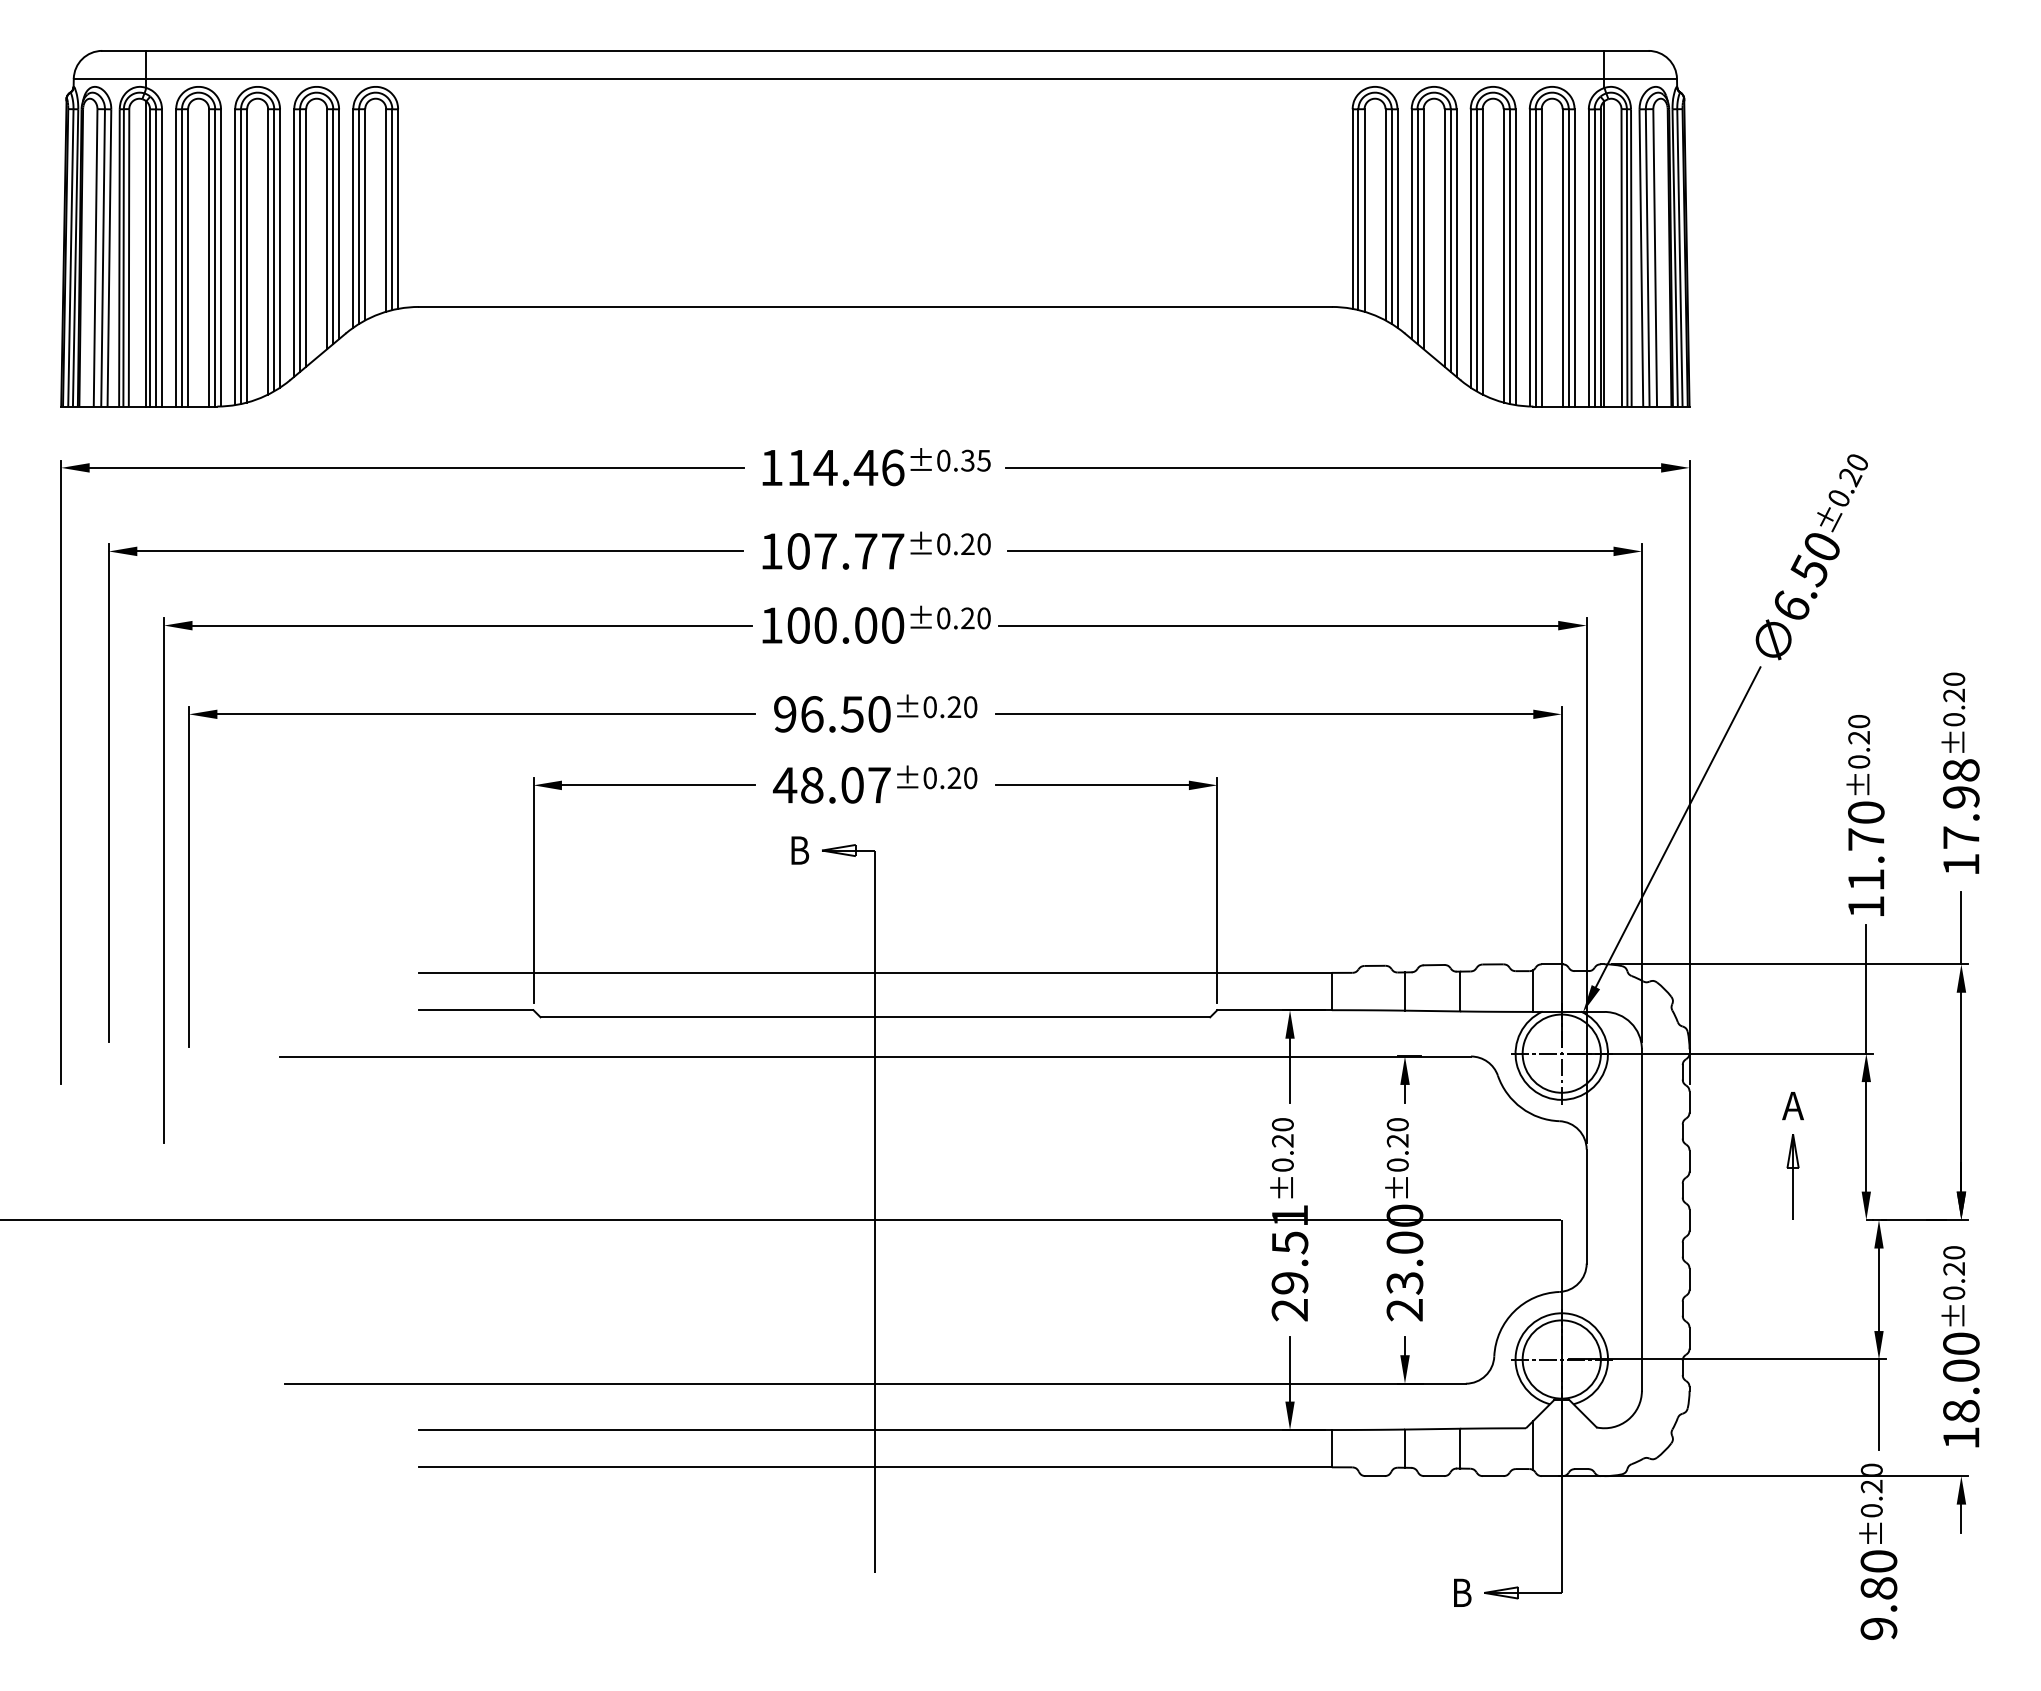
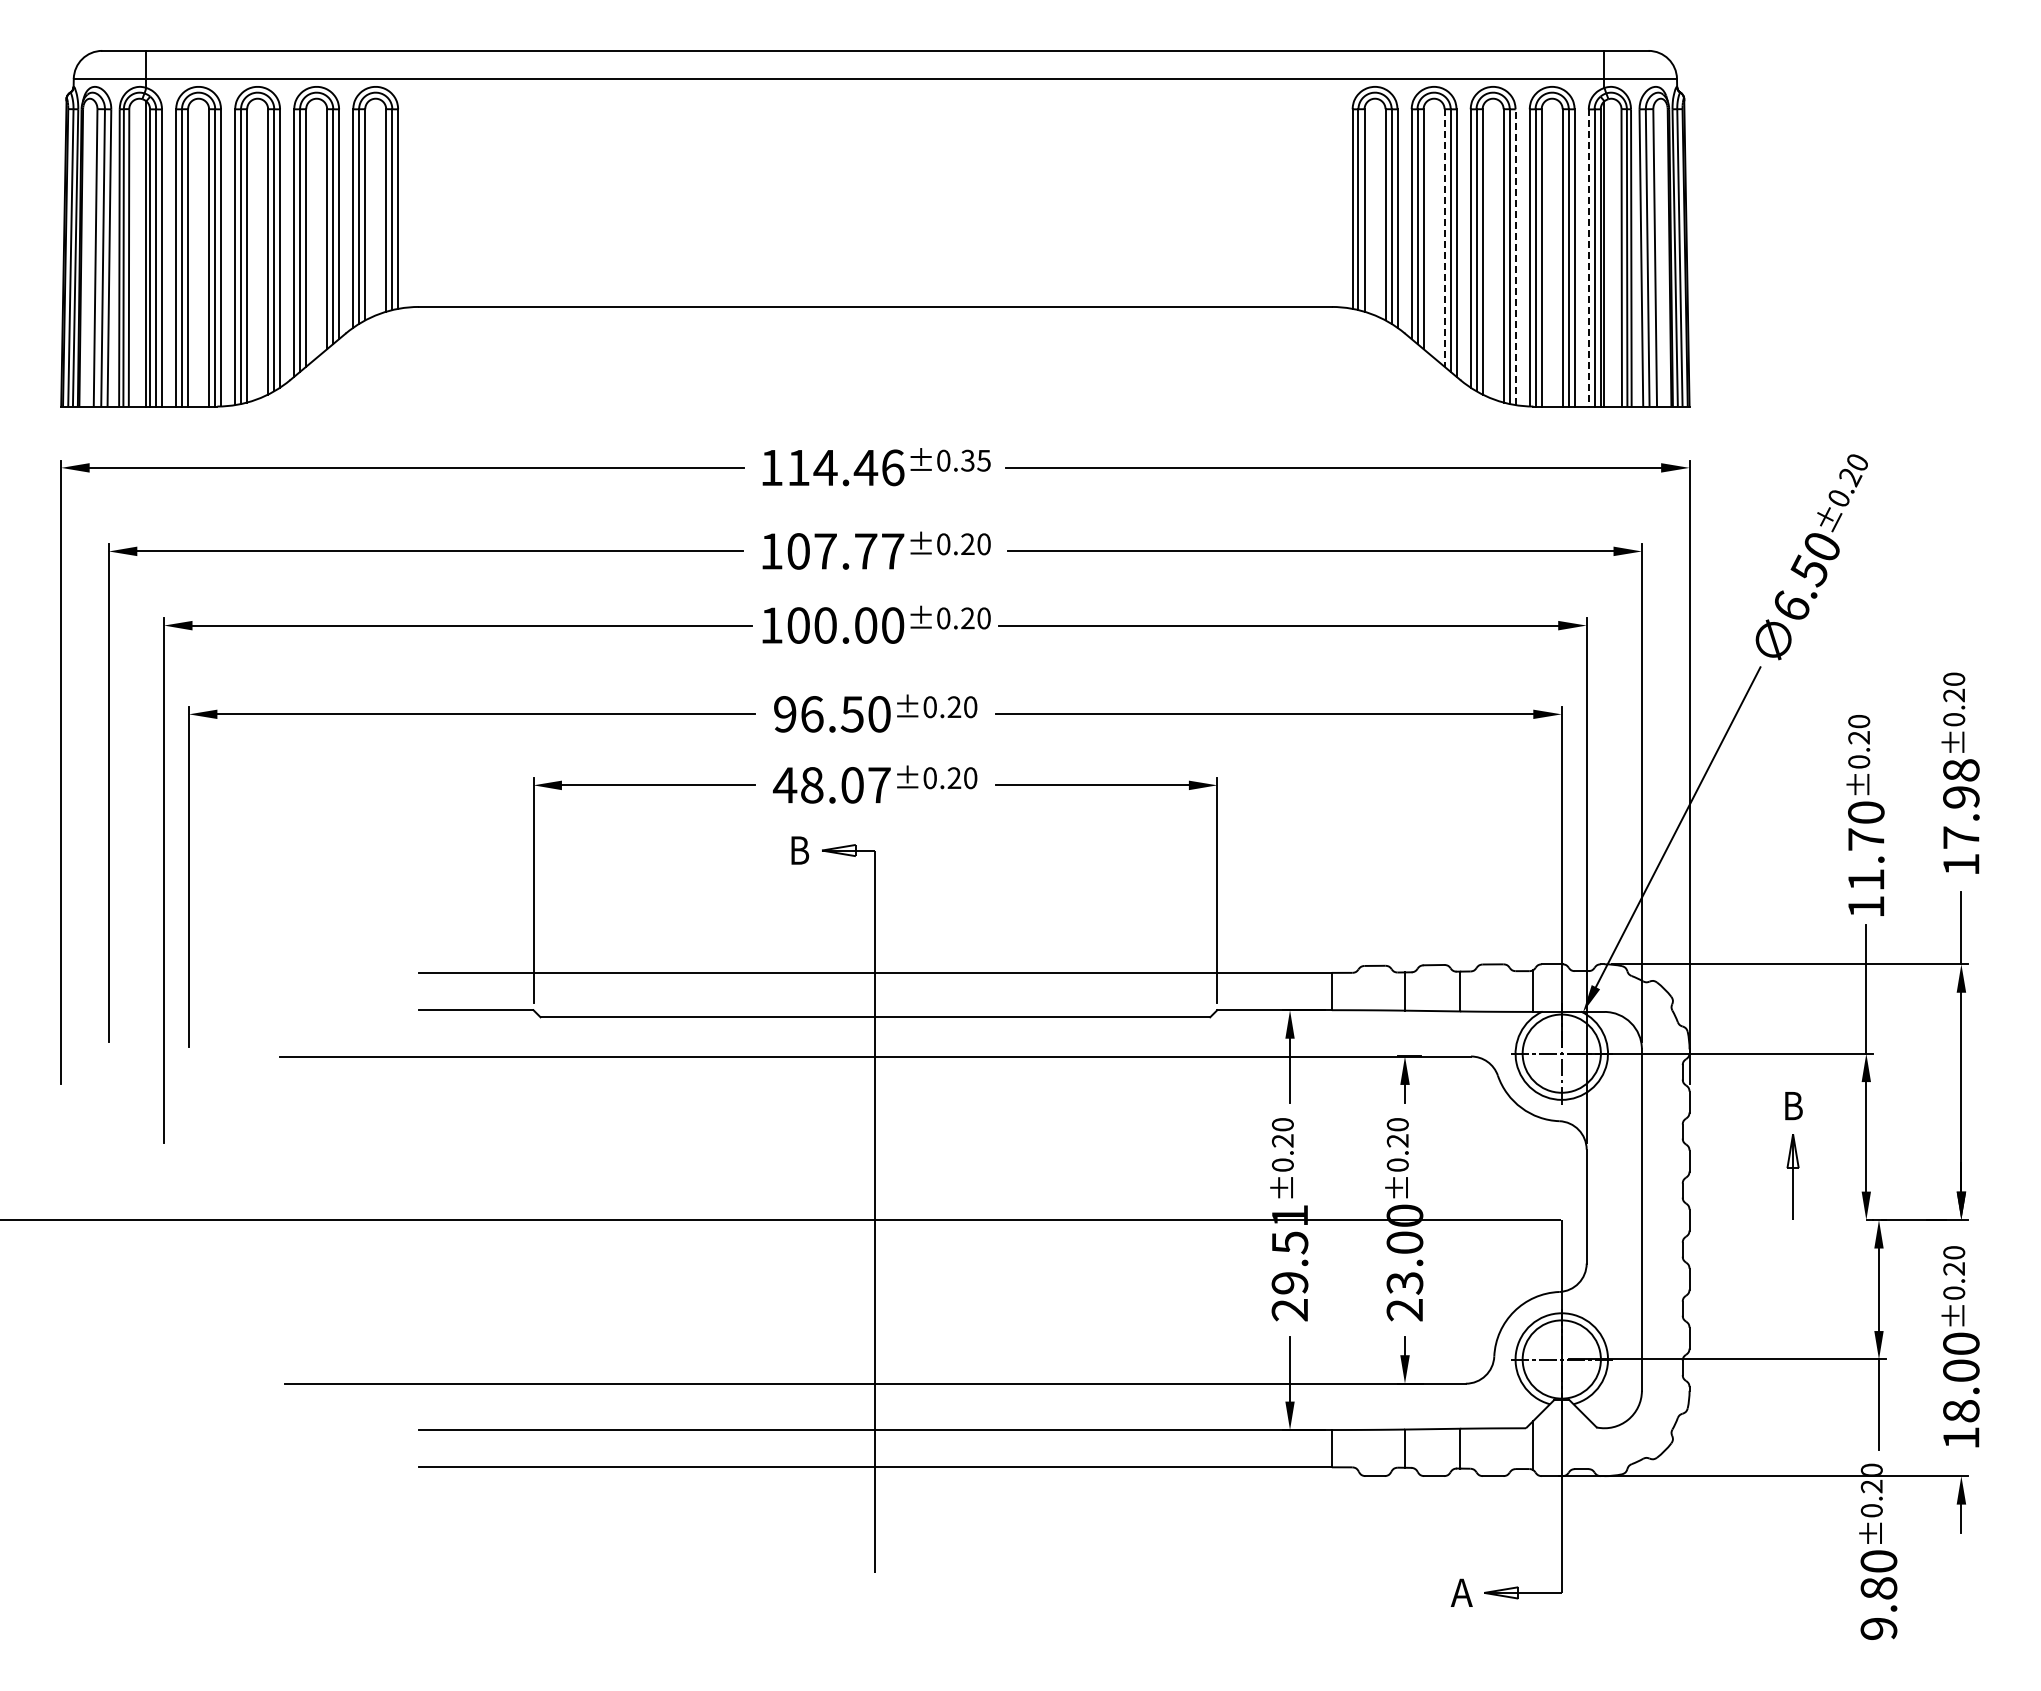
line: solid -> dashed (1444, 238)
line: solid -> dashed (1515, 257)
line: solid -> dashed (1588, 258)
text: A -> B (1792, 1106)
text: B -> A (1461, 1592)
